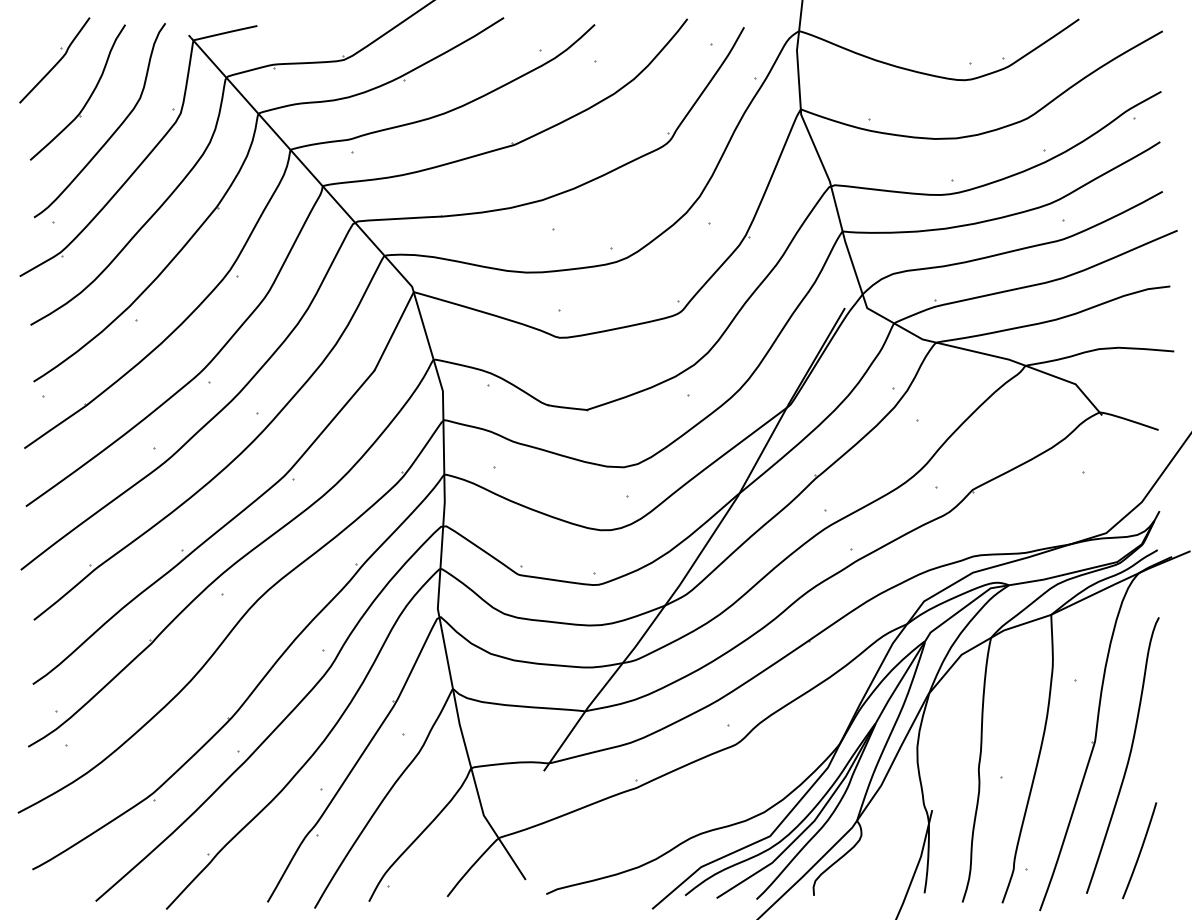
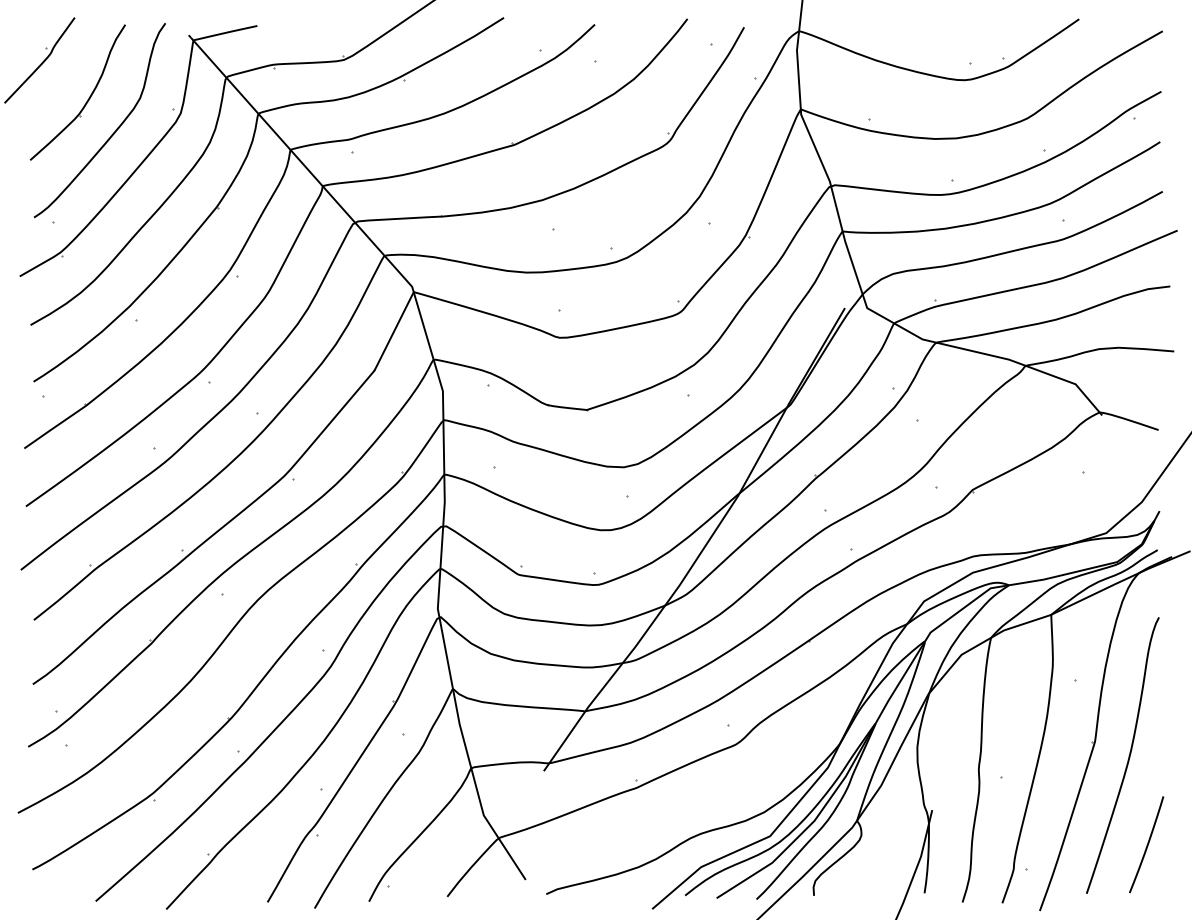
part position: (54, 60) -> (39, 60) (39, 60)
curve position: (1140, 850) -> (1147, 844) (1147, 844)
